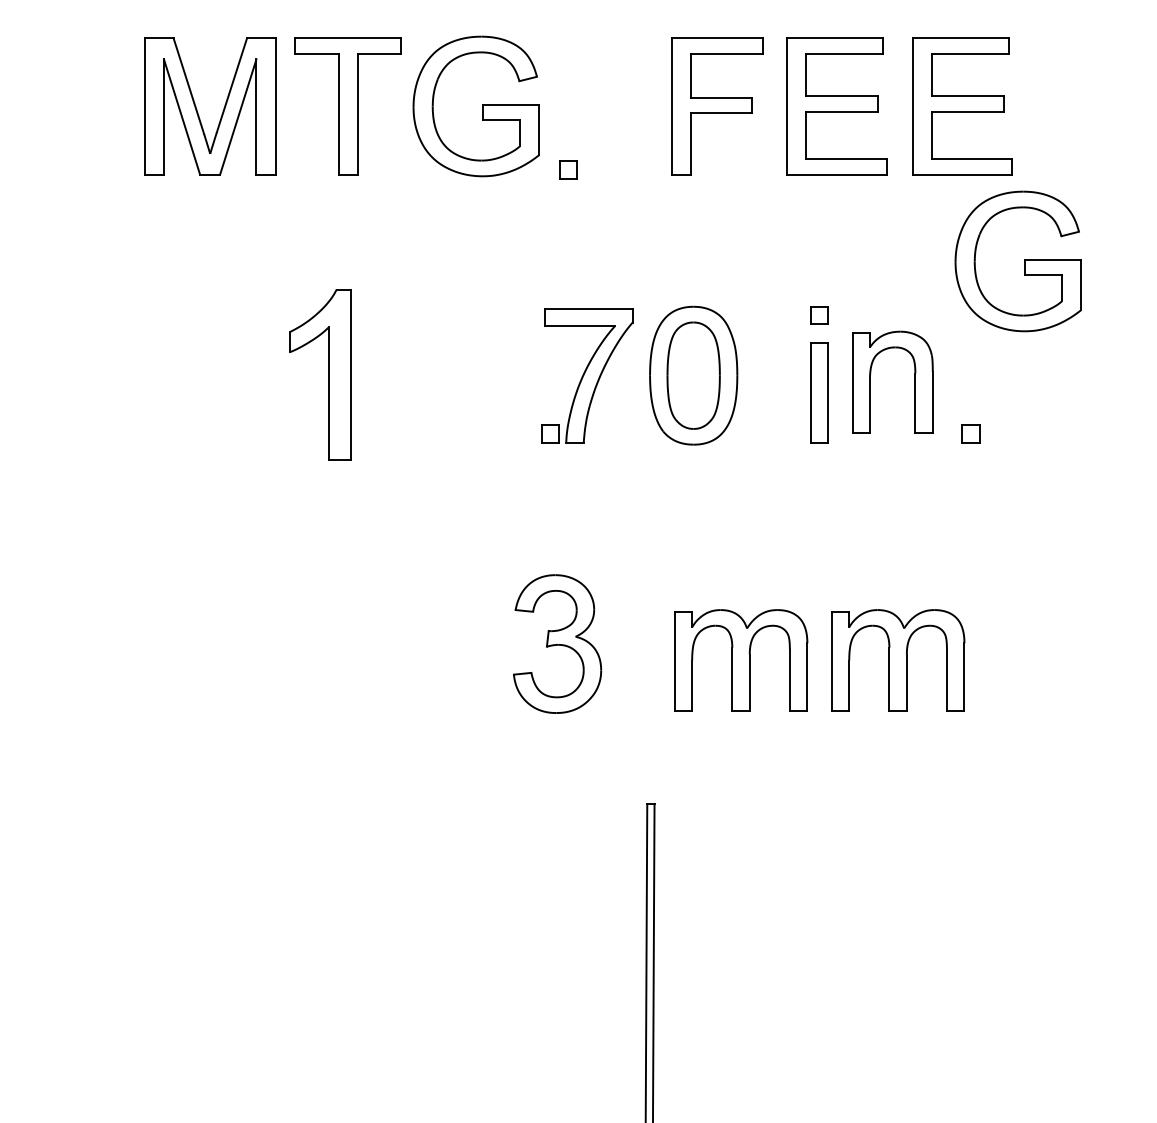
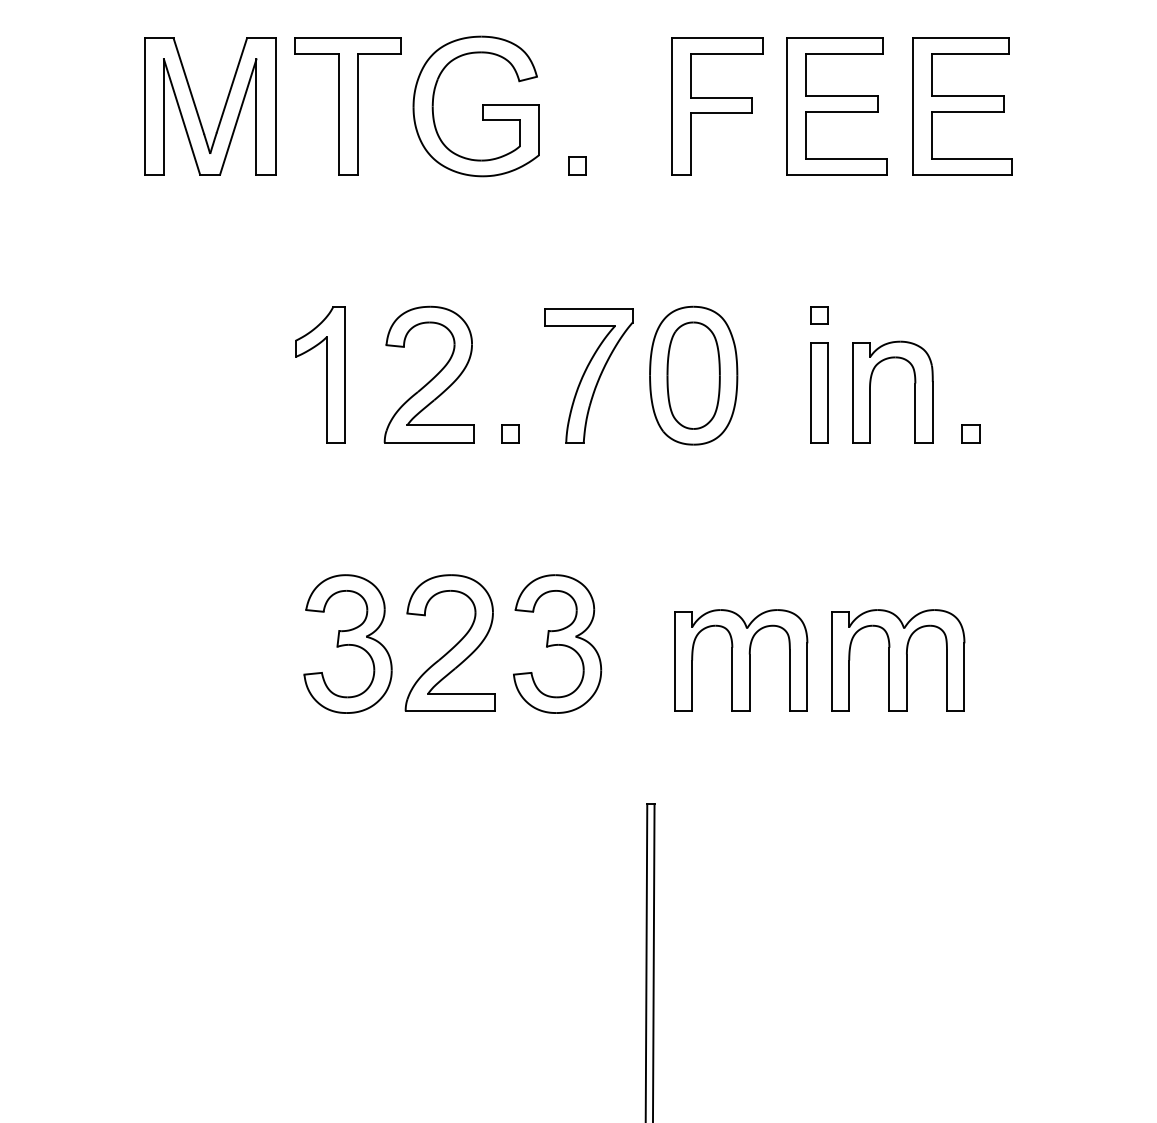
part position: (568, 169) -> (577, 165) (577, 165)
part: present -> none (1024, 261)
part size: 63x172 px -> 51x138 px (320, 374)
part: none -> present (428, 374)
part position: (870, 381) -> (870, 391) (870, 391)
part position: (550, 433) -> (510, 433) (510, 433)
part: none -> present (449, 642)
part: none -> present (347, 643)
